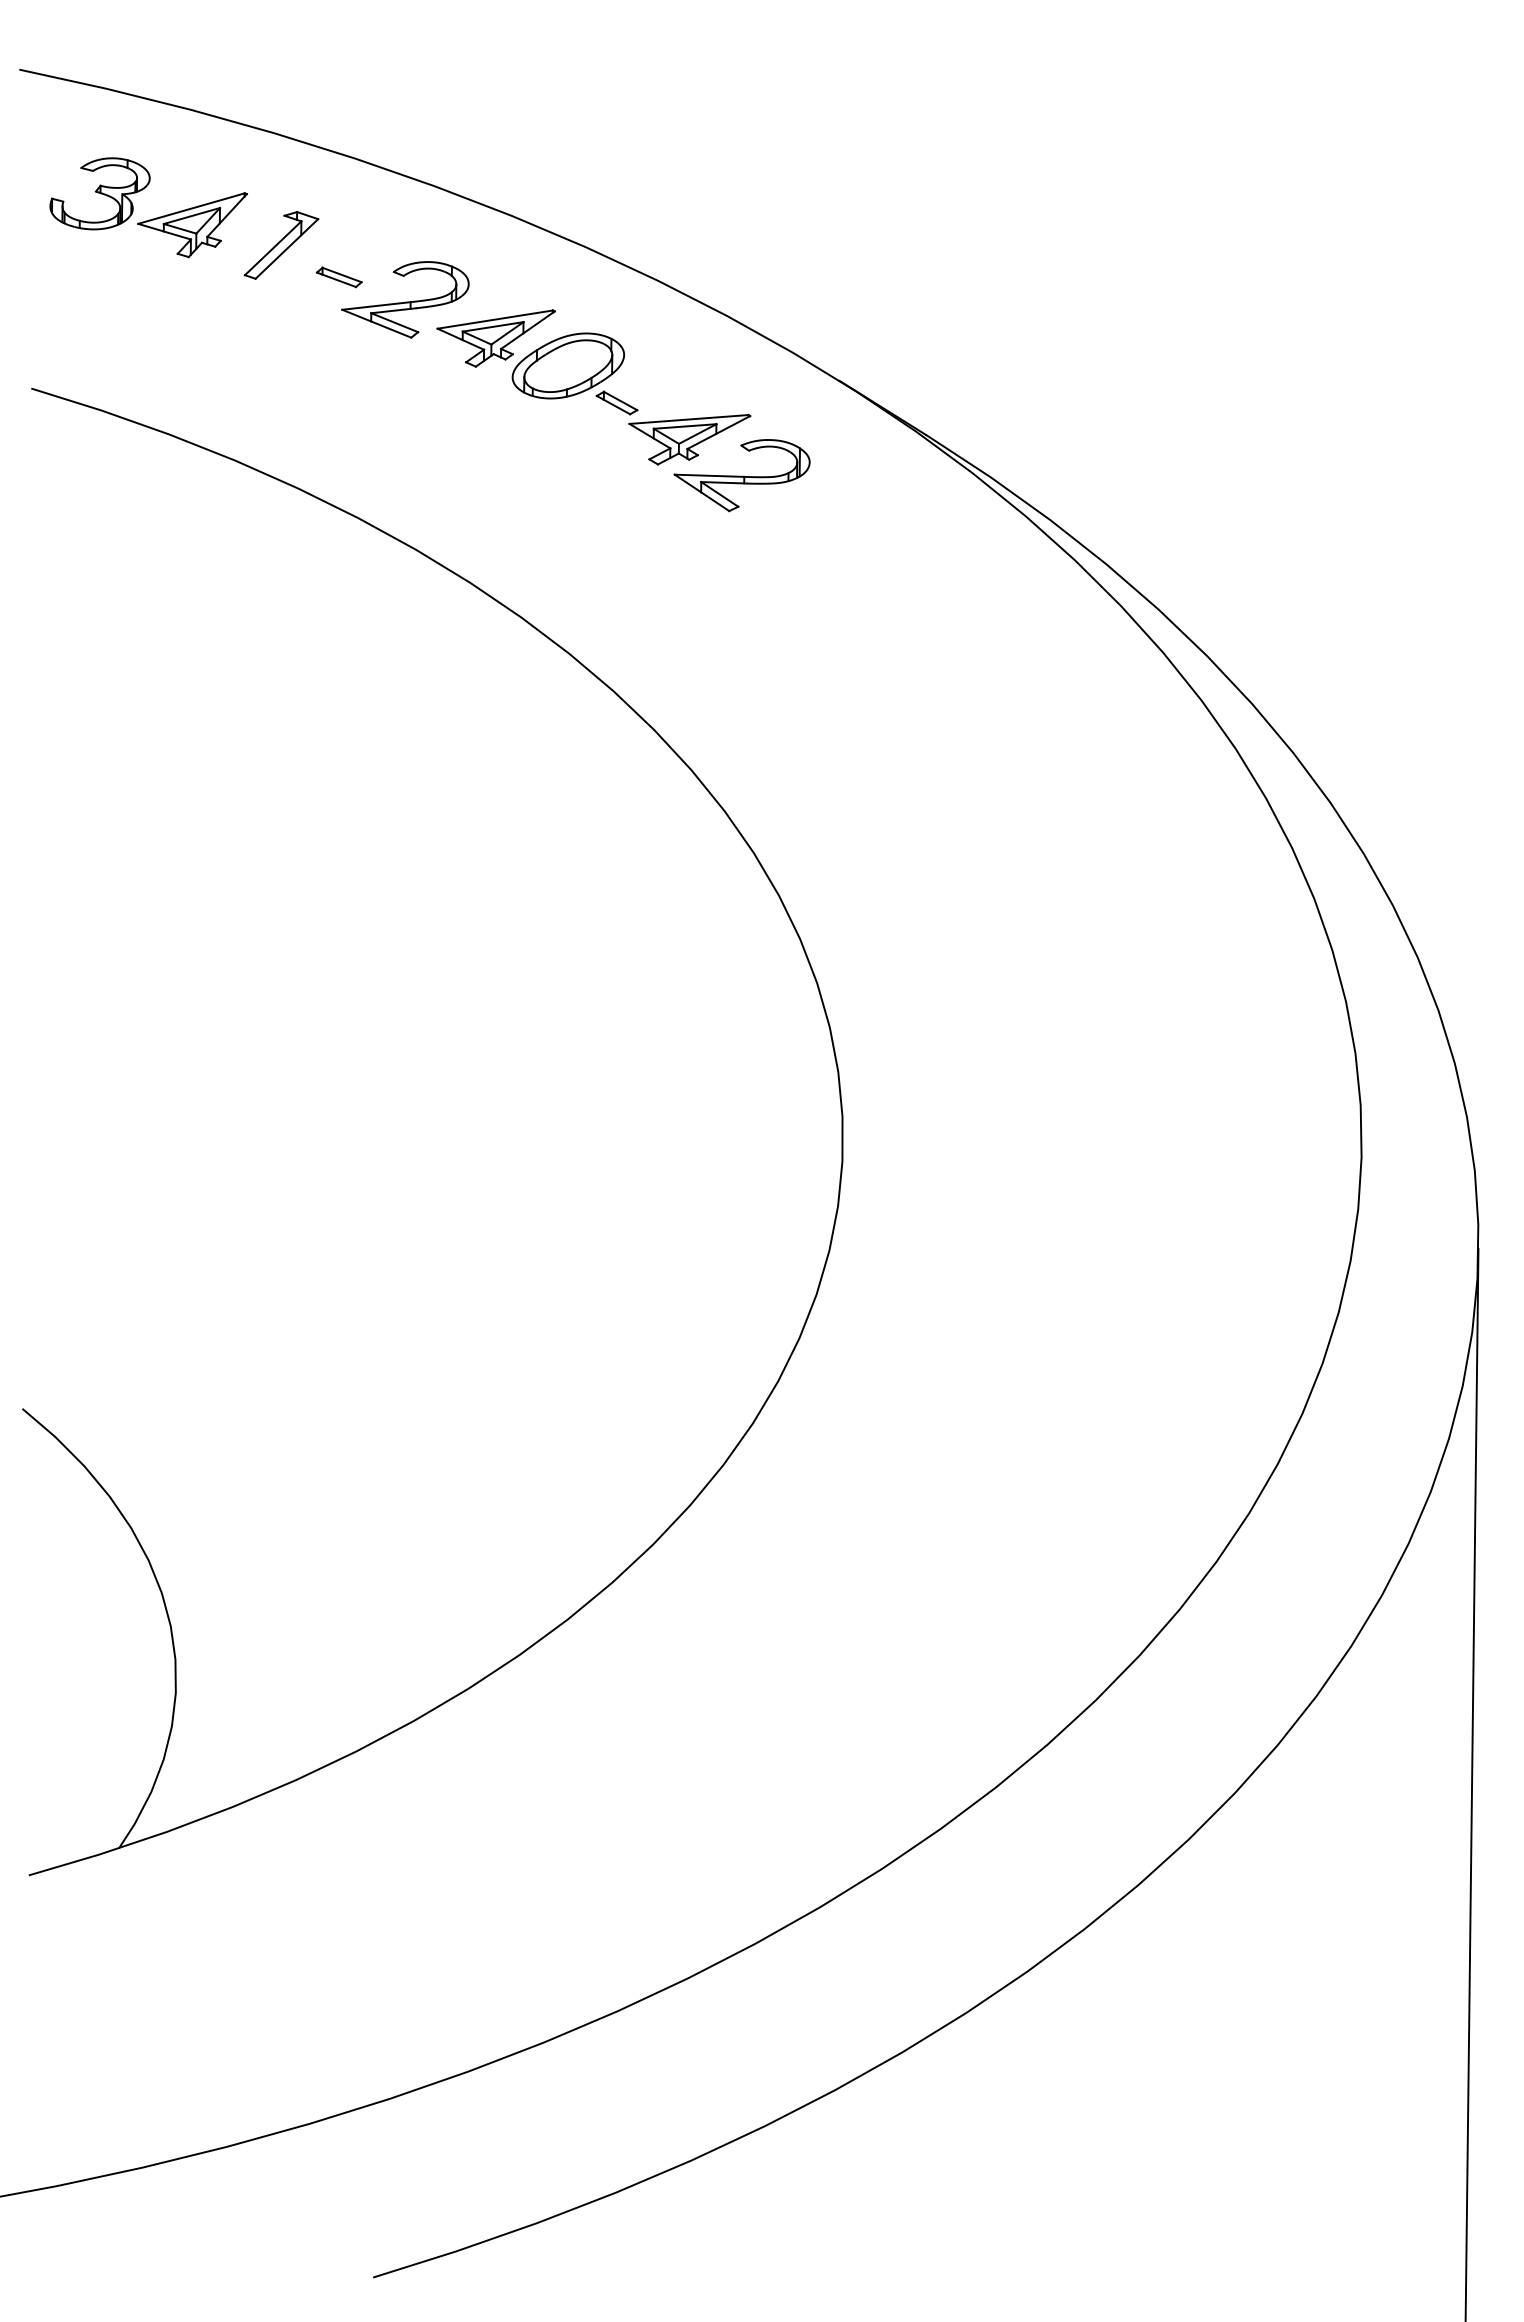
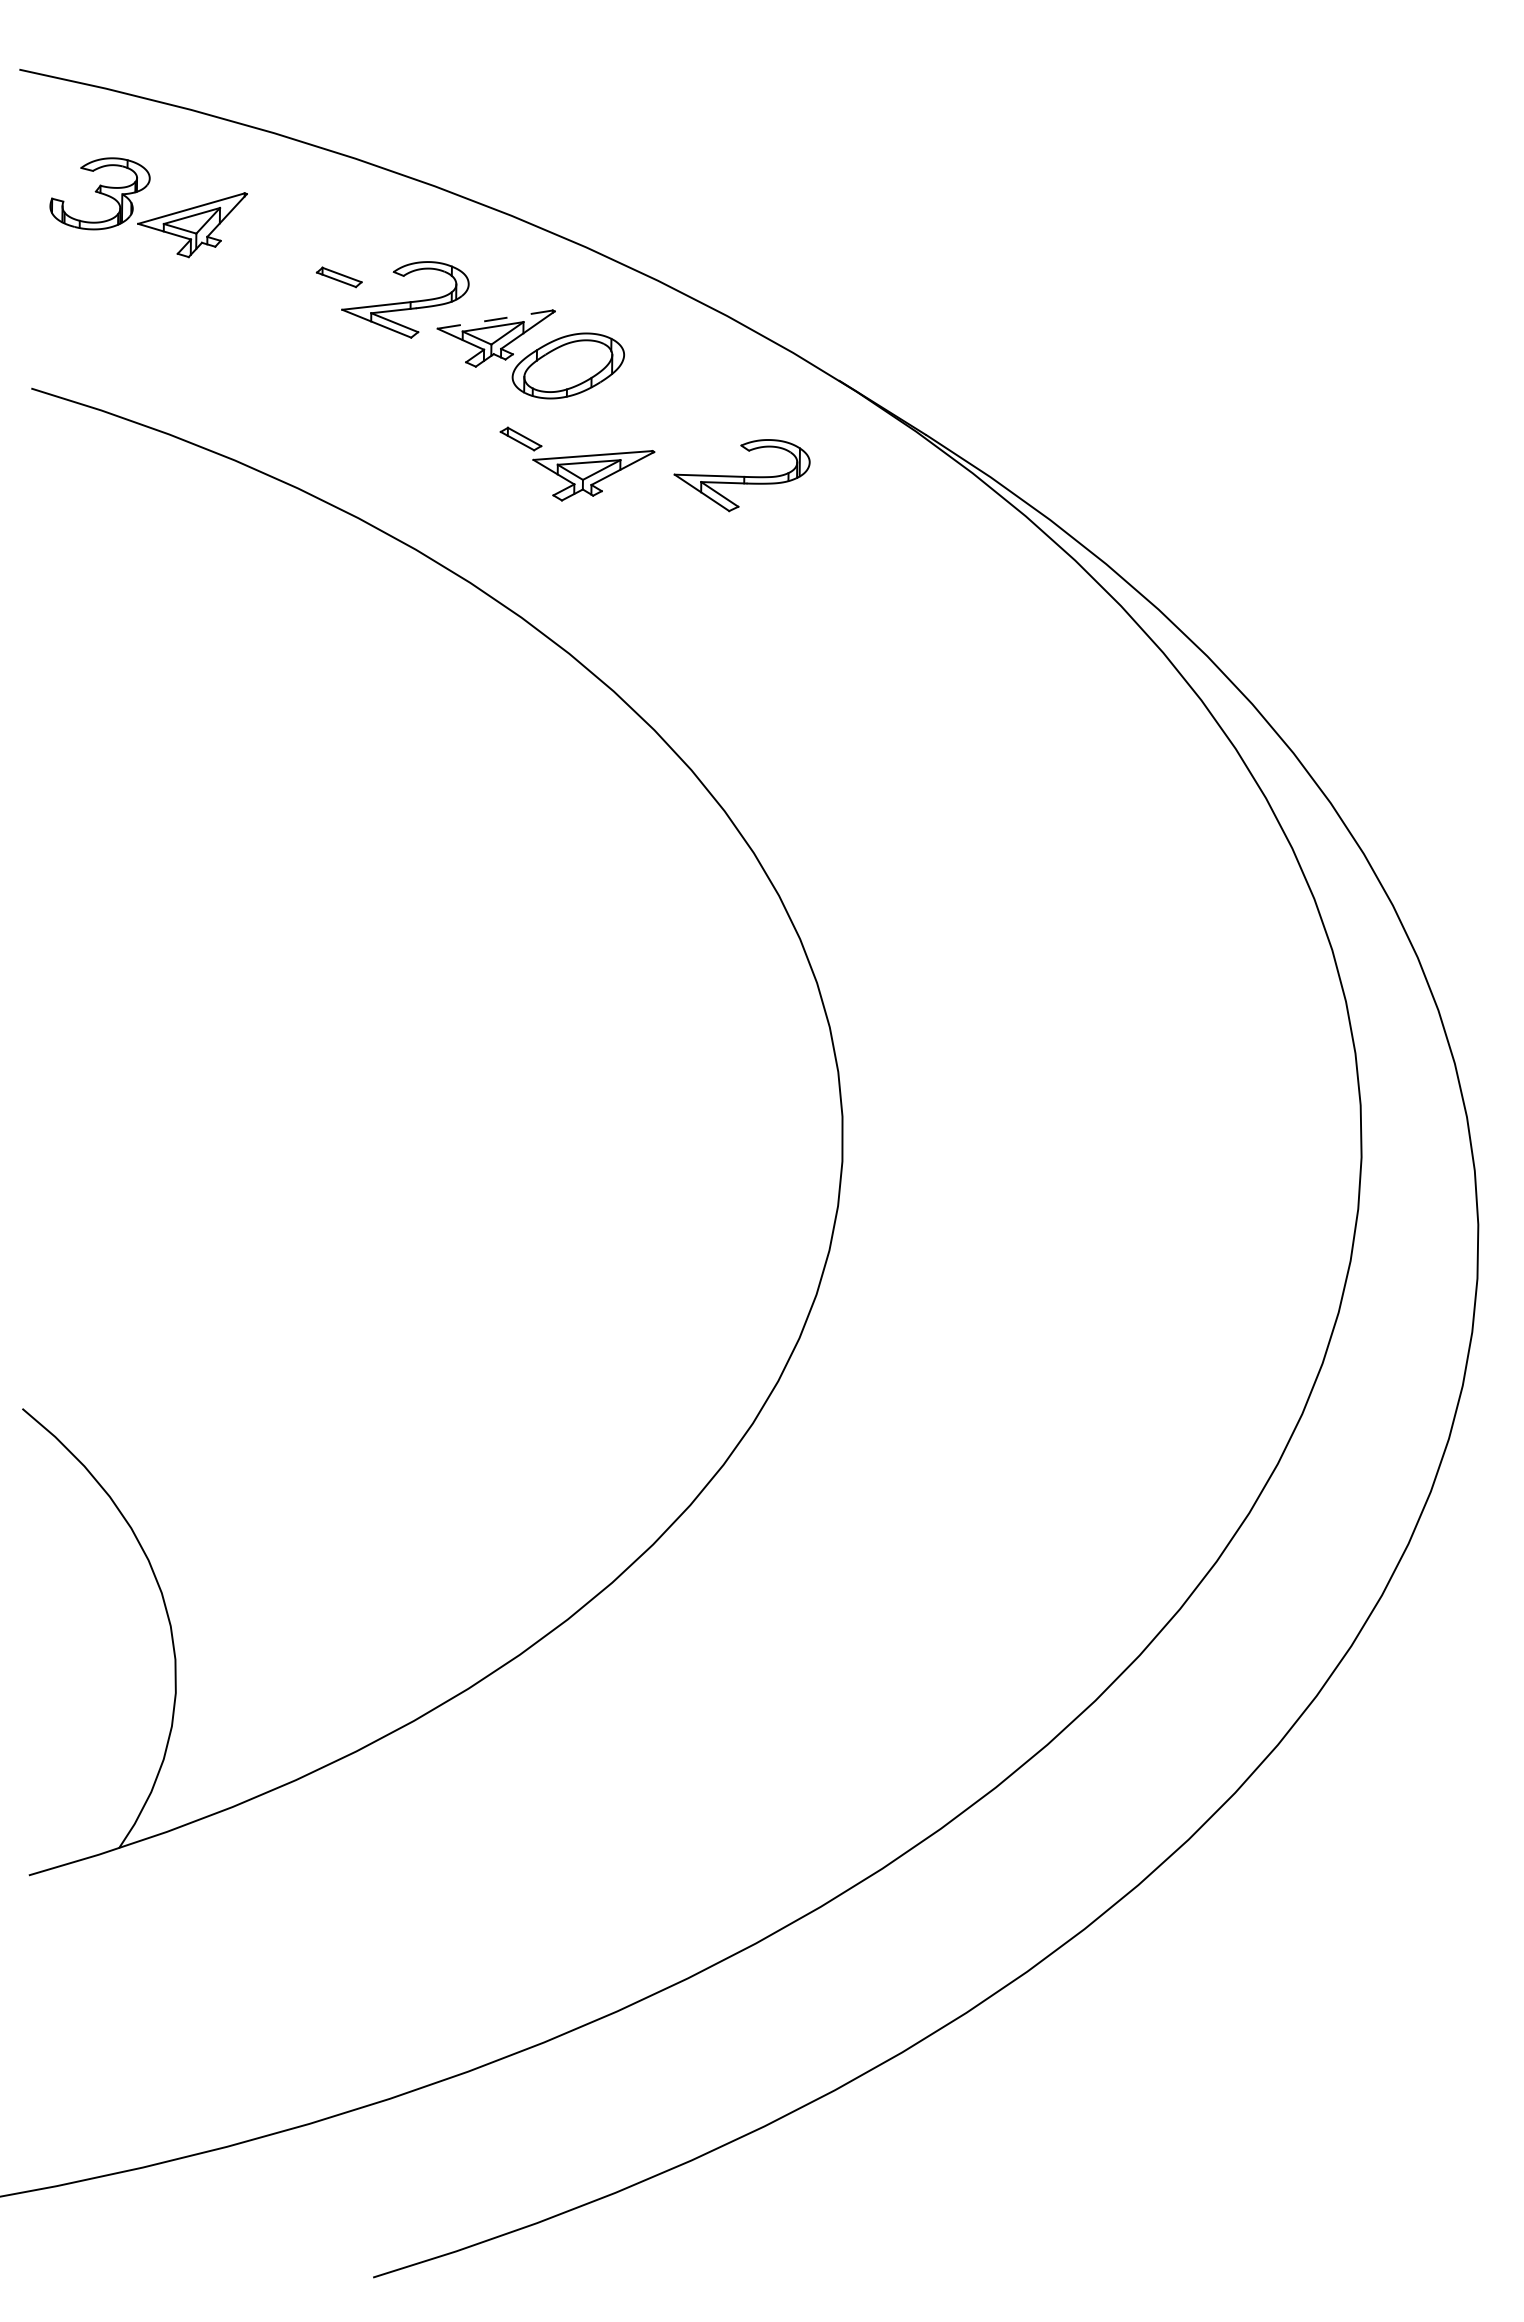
part: present -> none (281, 245)
line: solid -> dashed (495, 319)
part position: (673, 427) -> (577, 463) (577, 463)
line: present -> none (1471, 1783)
